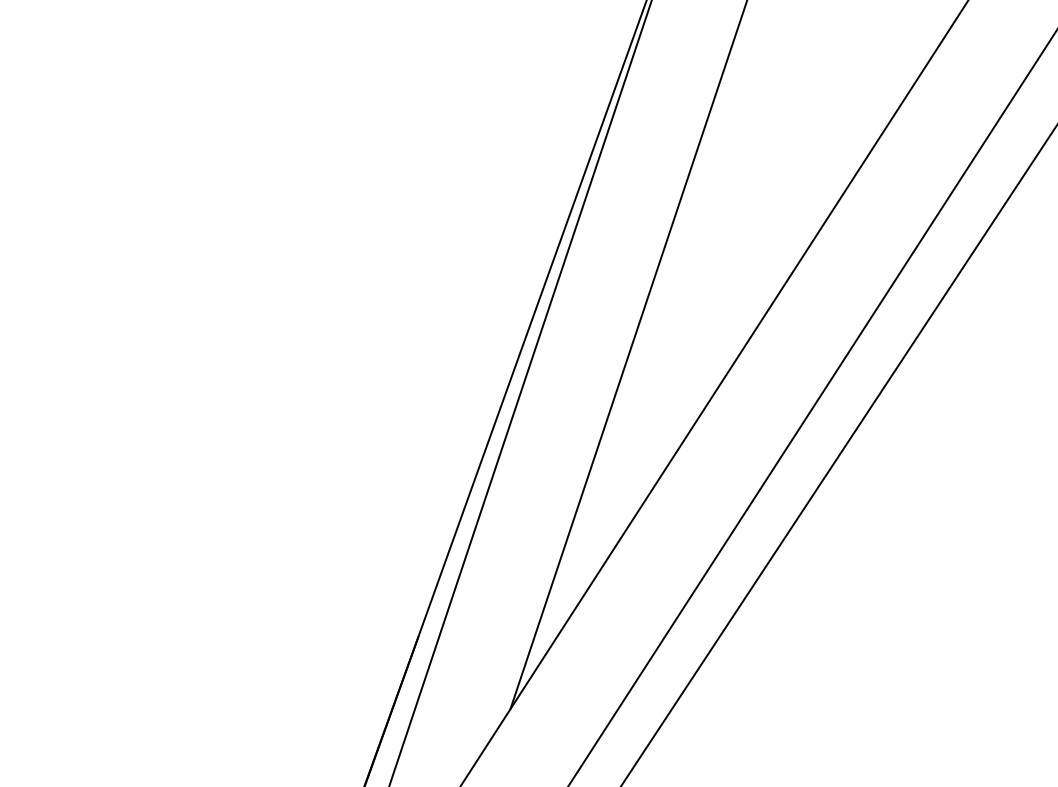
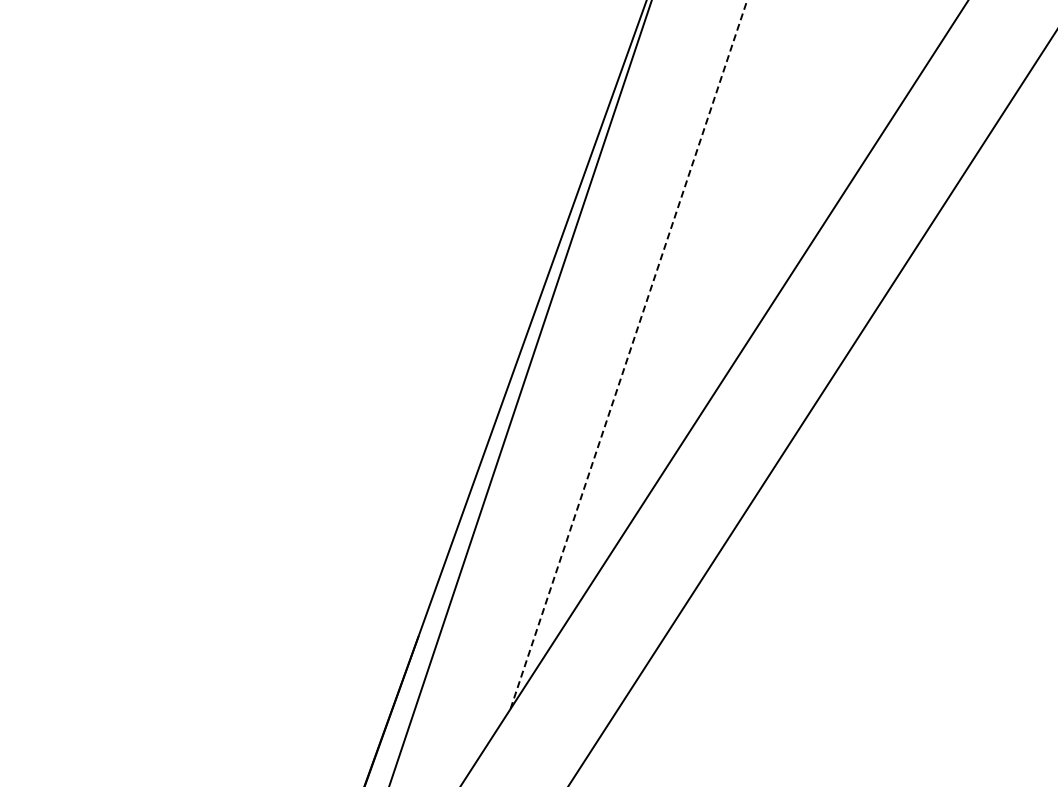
line: solid -> dashed (628, 354)
line: present -> none (838, 455)
